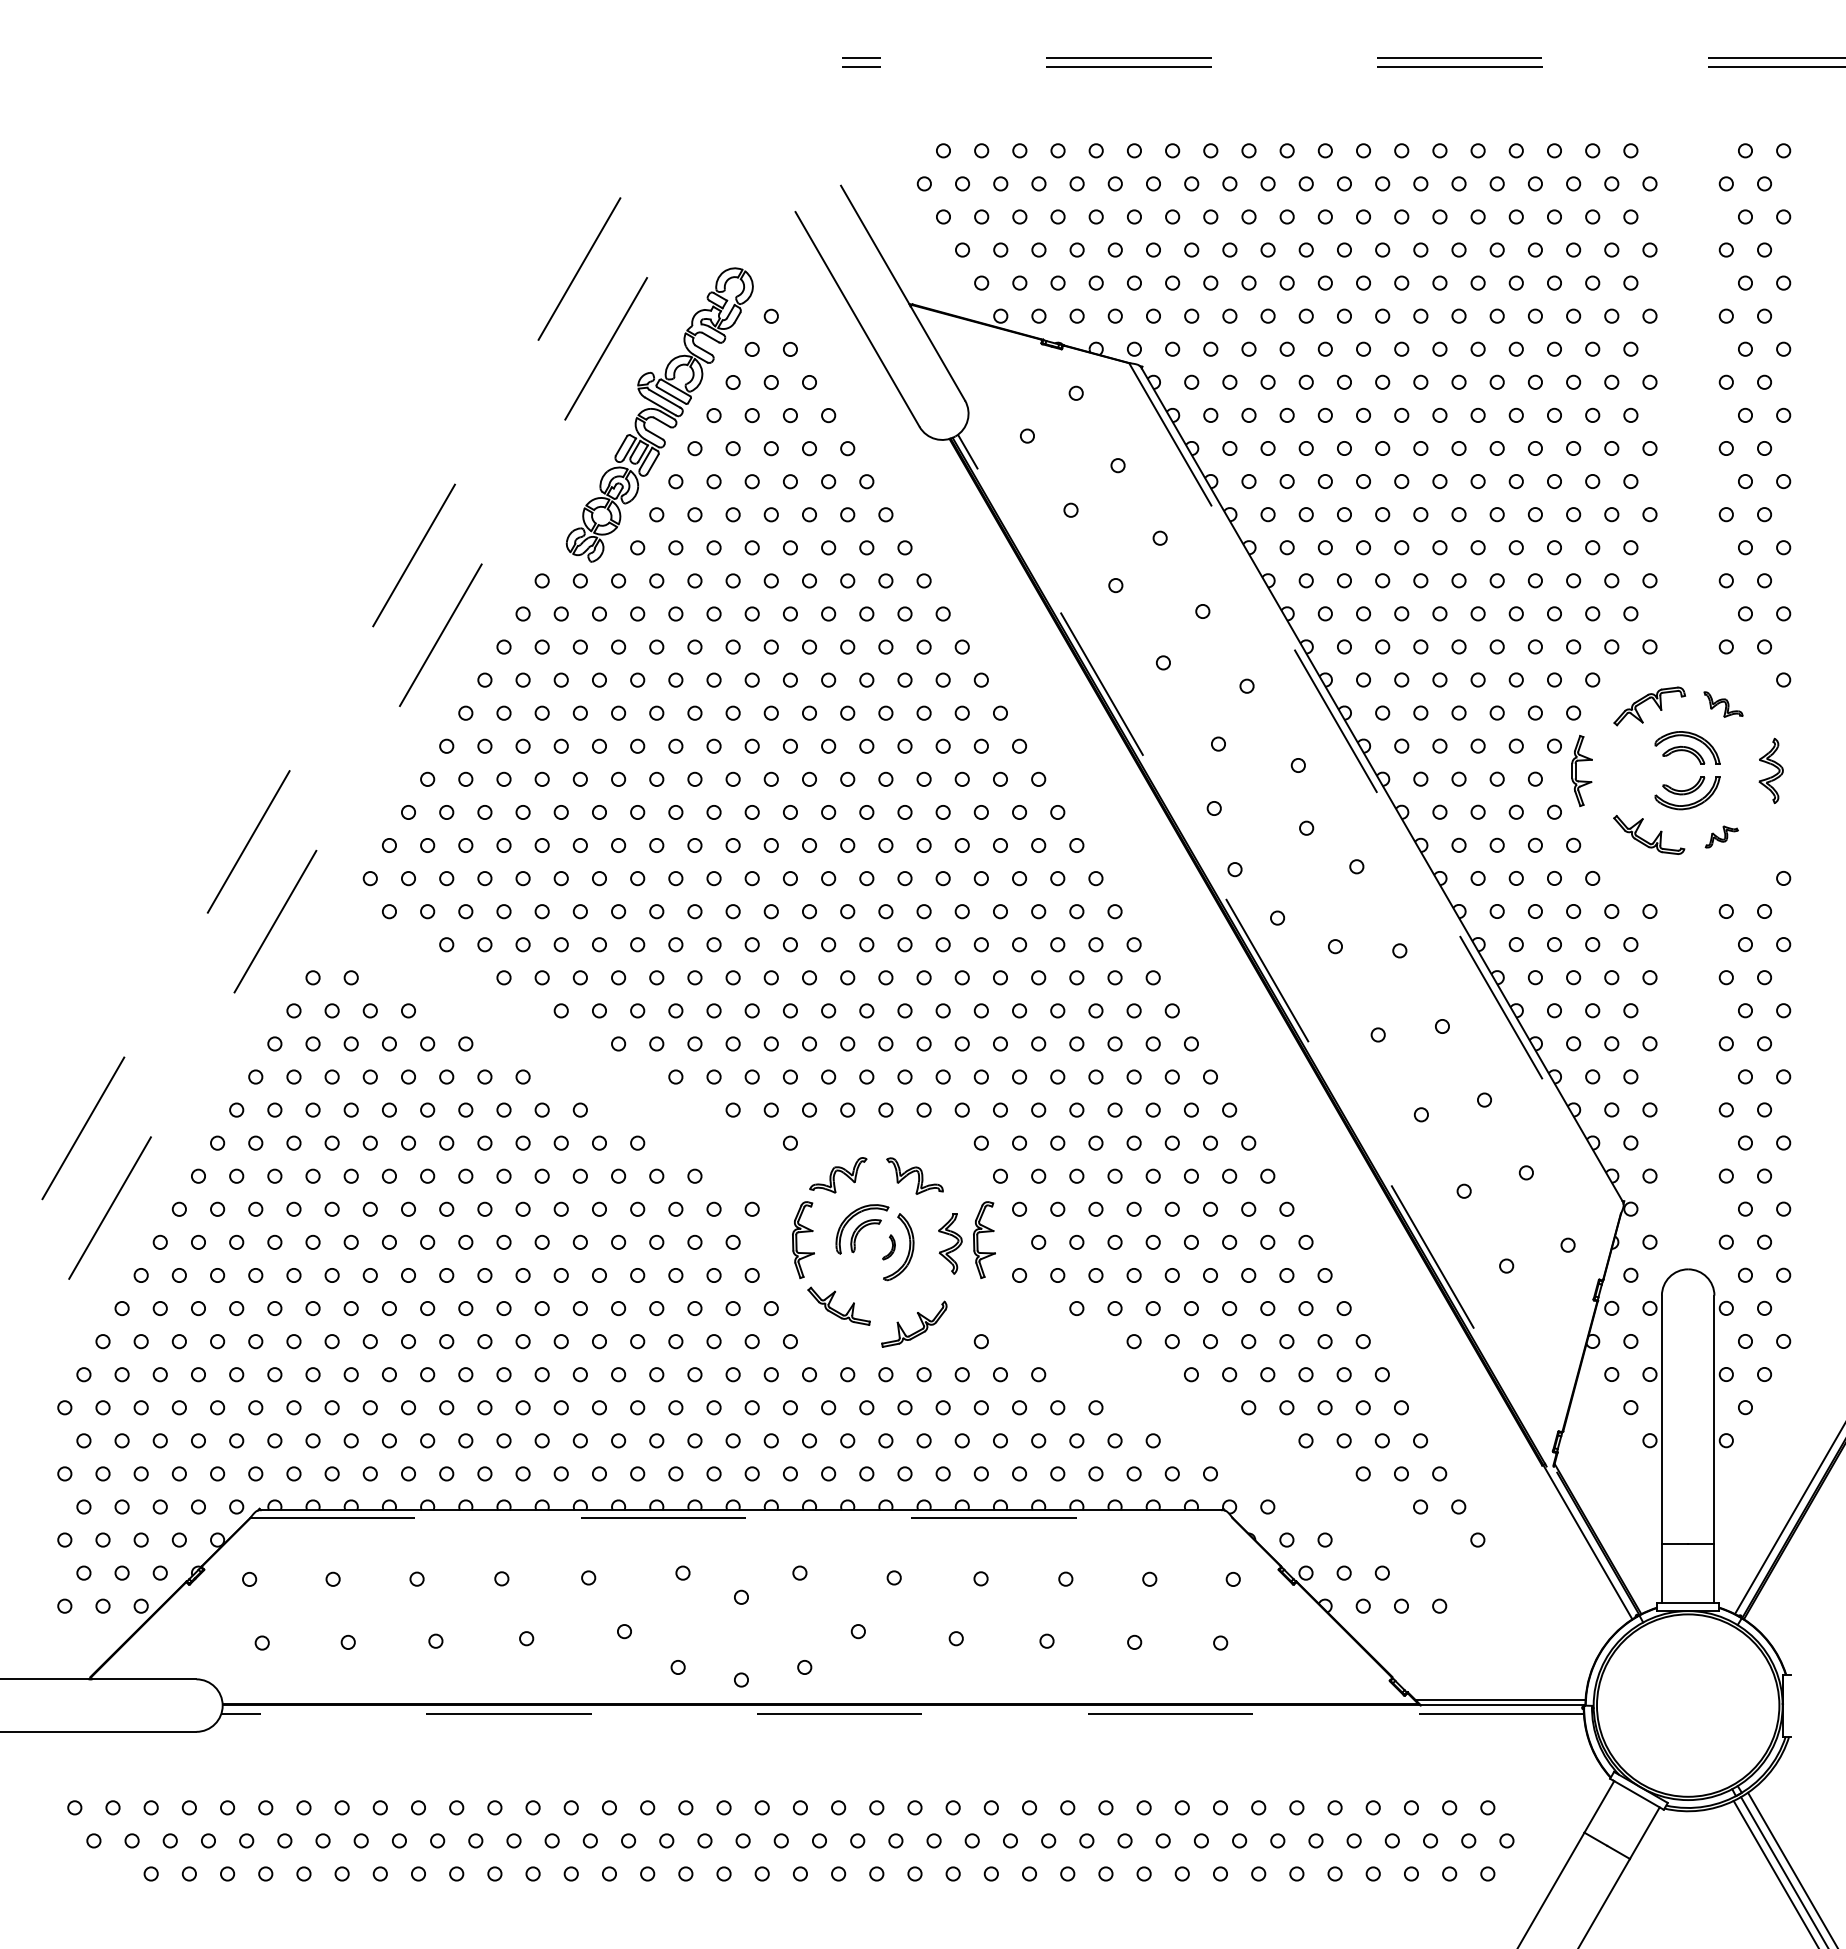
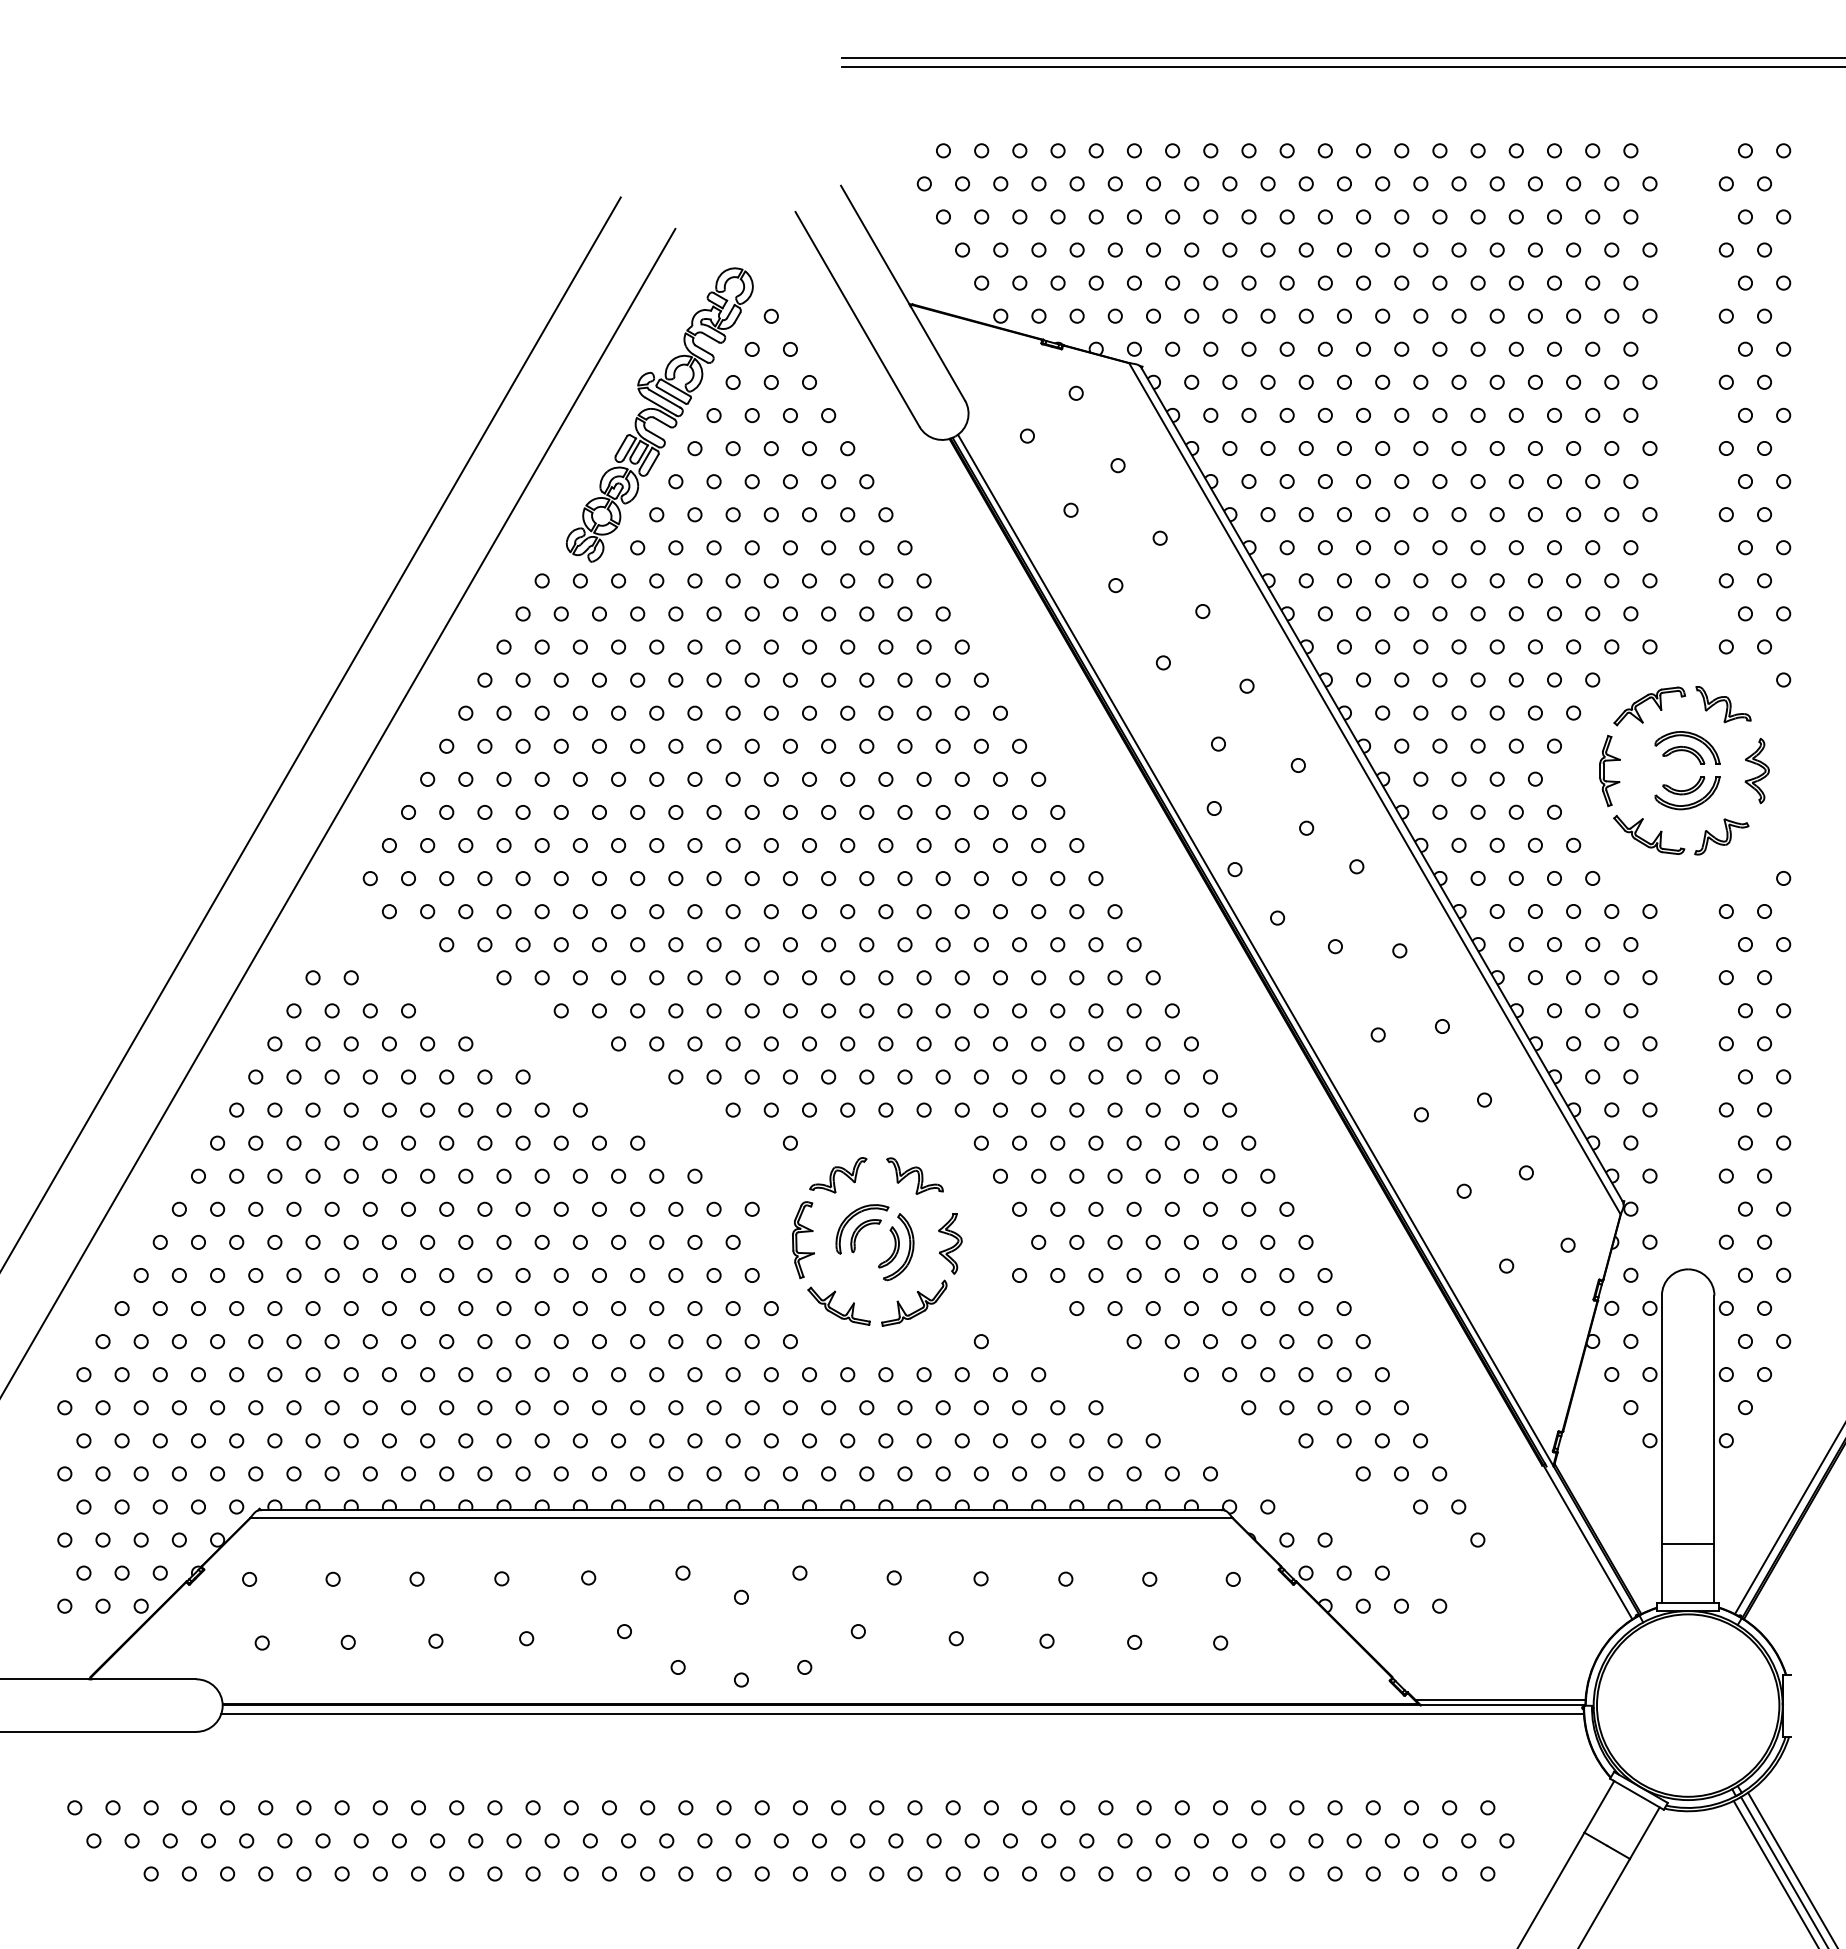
line: dashed -> solid (1343, 58)
line: dashed -> solid (1343, 66)
part size: 41x27 px -> 57x38 px (1723, 704)
line: dashed -> solid (310, 734)
part position: (1581, 770) -> (1609, 770) (1609, 770)
part position: (1770, 770) -> (1756, 770) (1756, 770)
line: dashed -> solid (1375, 789)
line: dashed -> solid (338, 813)
part size: 35x24 px -> 56x38 px (1721, 836)
line: dashed -> solid (1298, 1024)
part: present -> none (984, 1239)
part size: 14x27 px -> 22x43 px (888, 1247)
part position: (920, 1320) -> (920, 1299) (920, 1299)
line: dashed -> solid (741, 1518)
line: dashed -> solid (902, 1713)
